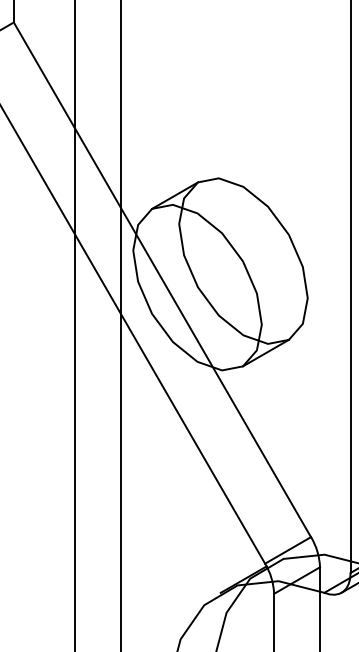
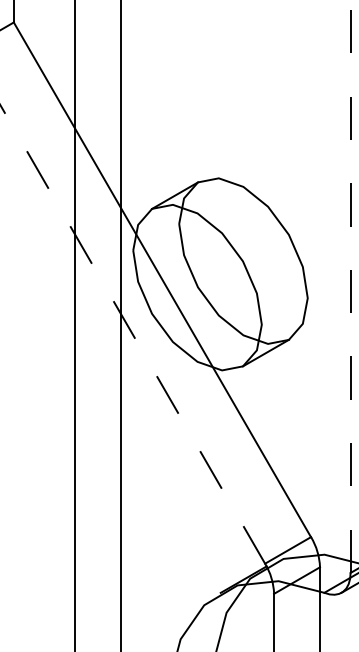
line: solid -> dashed (350, 286)
line: solid -> dashed (132, 334)
